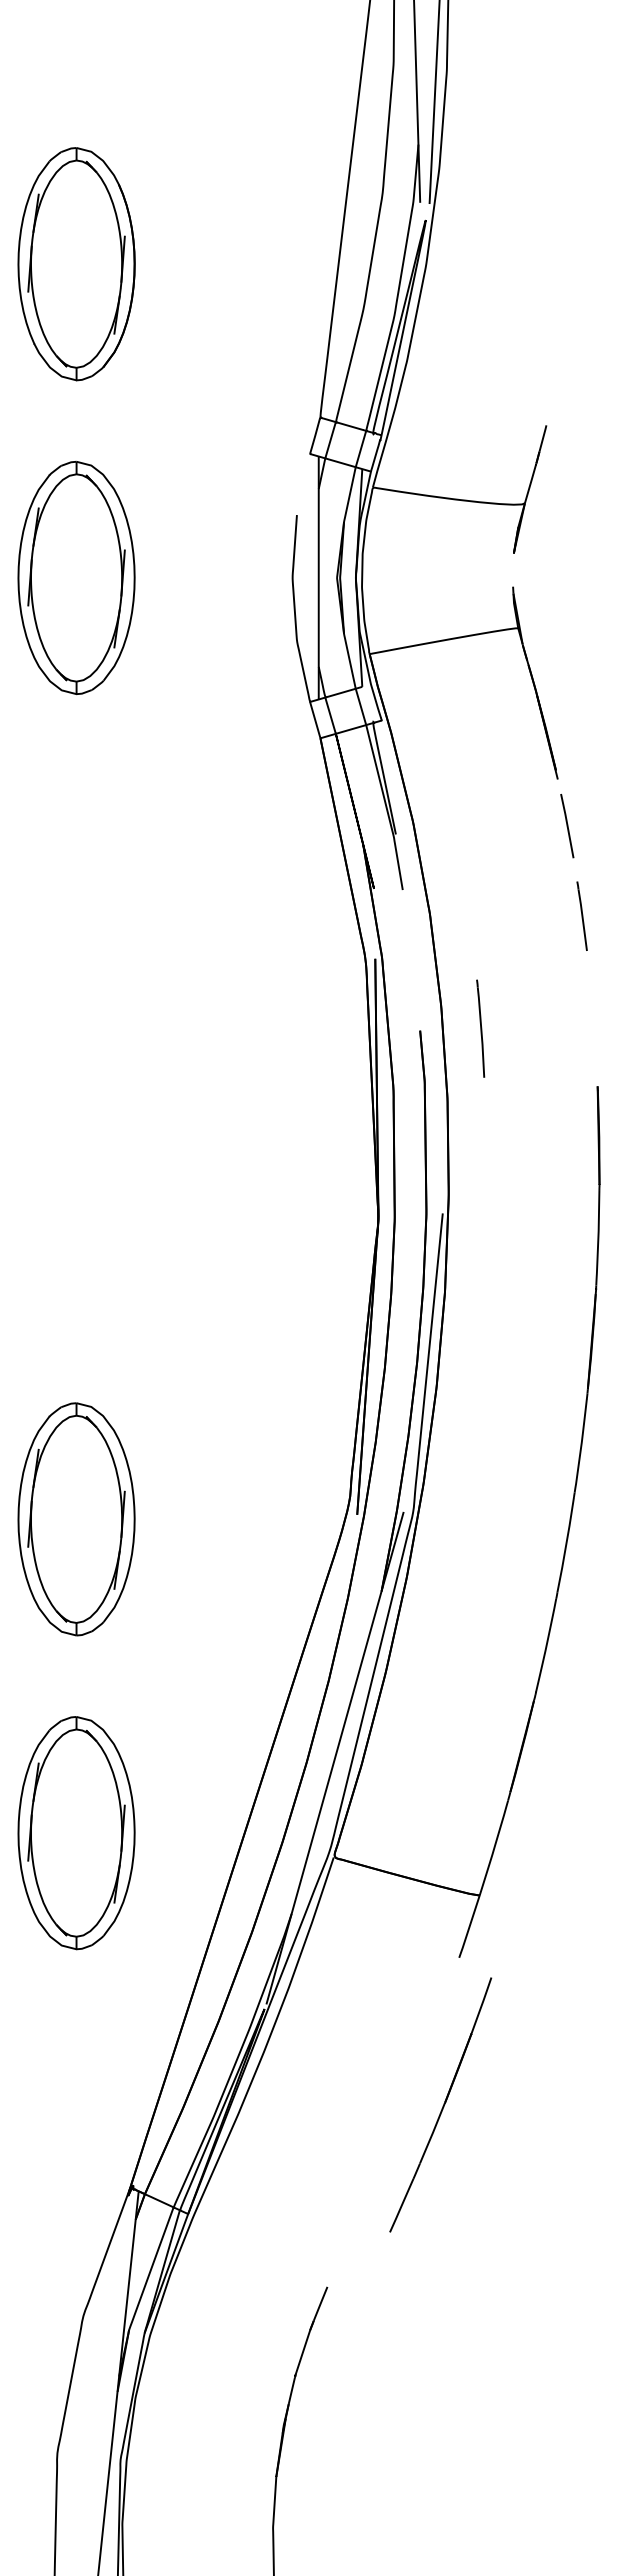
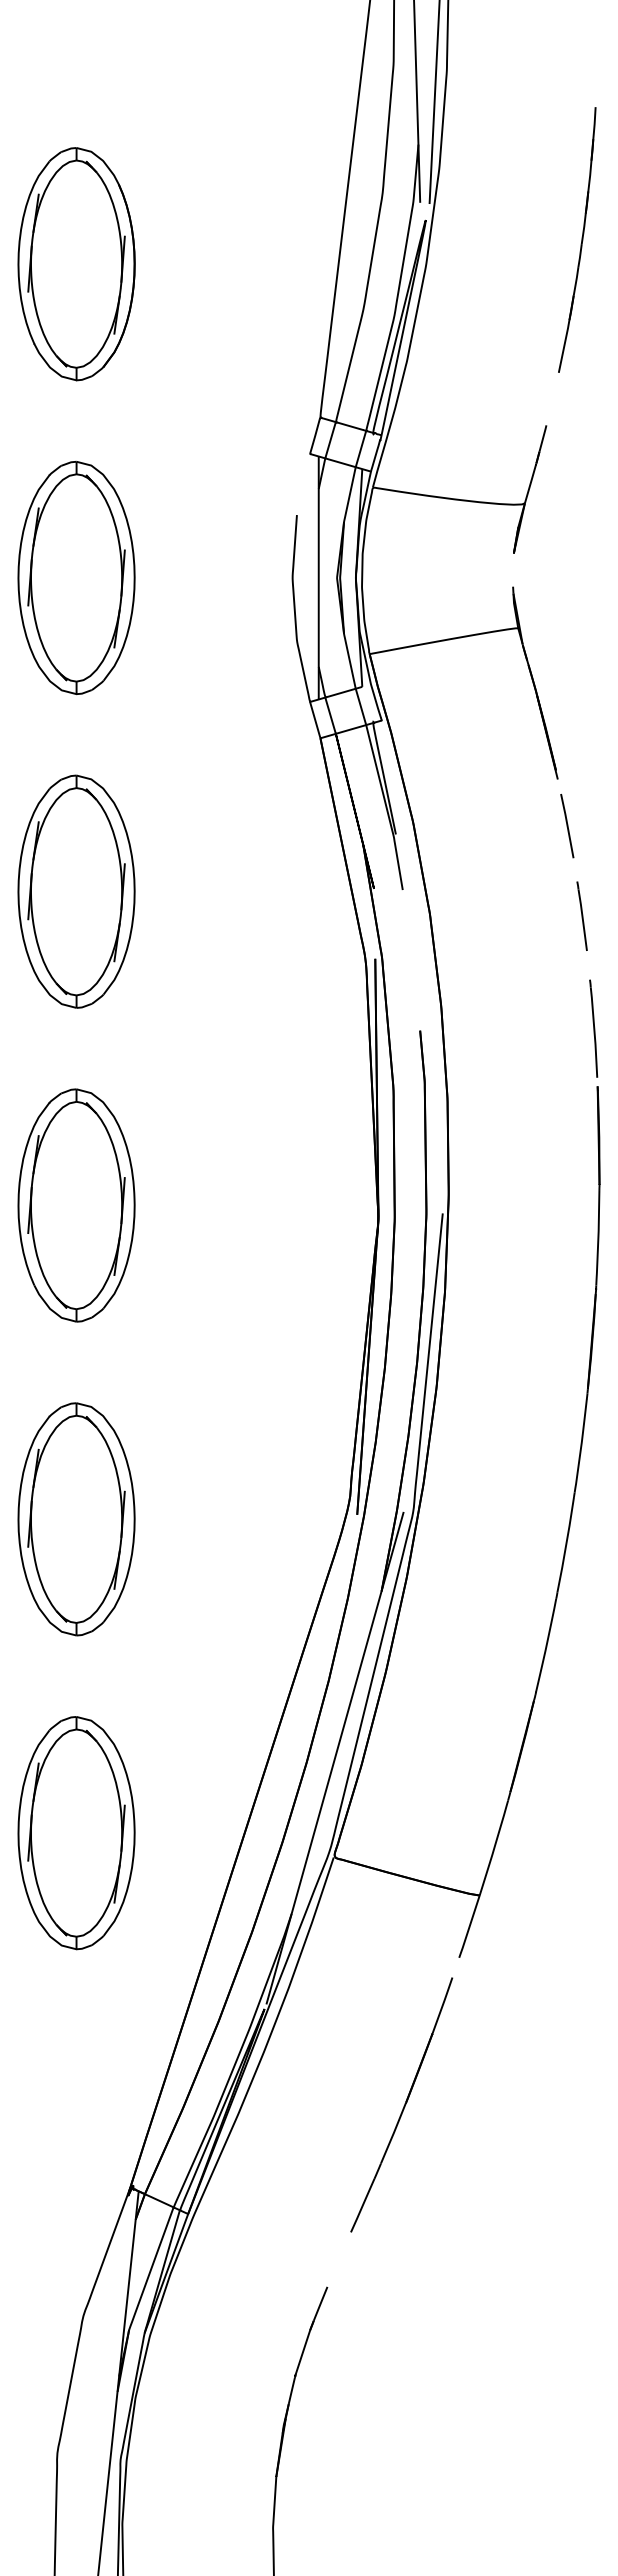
part: none -> present (577, 239)
part: none -> present (76, 891)
line position: (480, 1028) -> (593, 1028) (593, 1028)
part: none -> present (76, 1205)
part position: (440, 2104) -> (401, 2104) (401, 2104)
